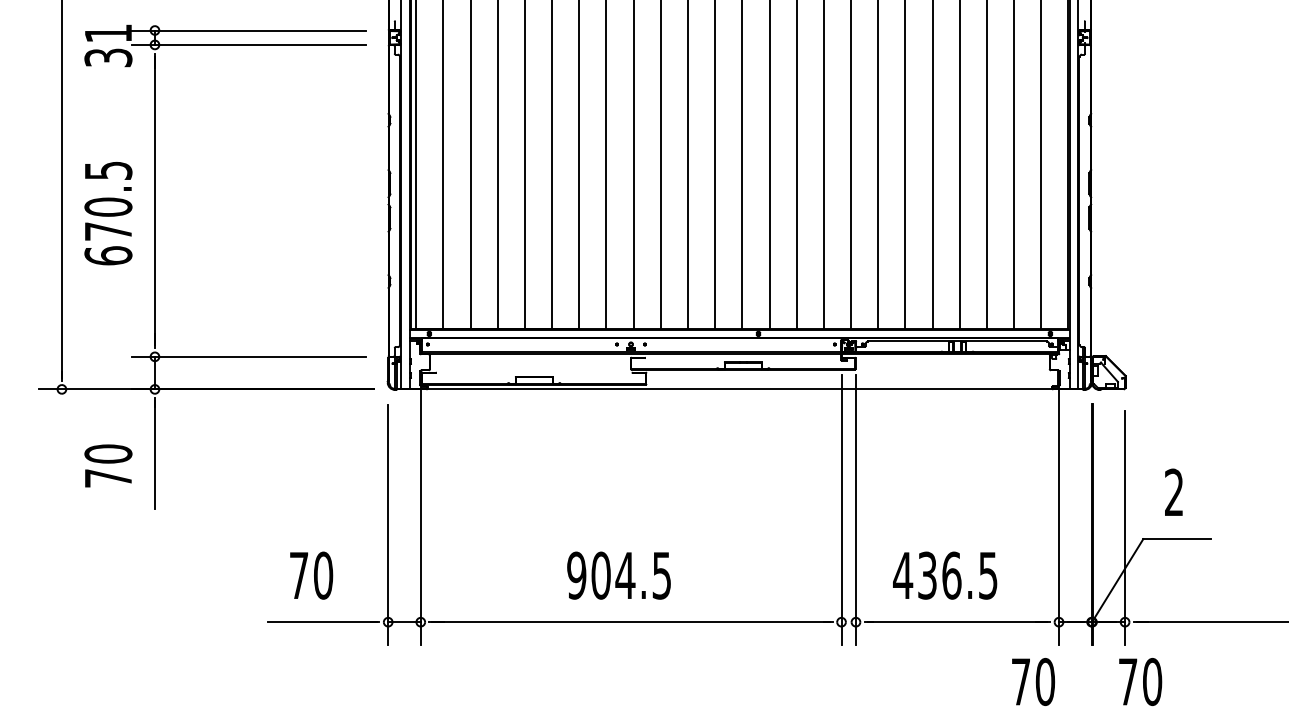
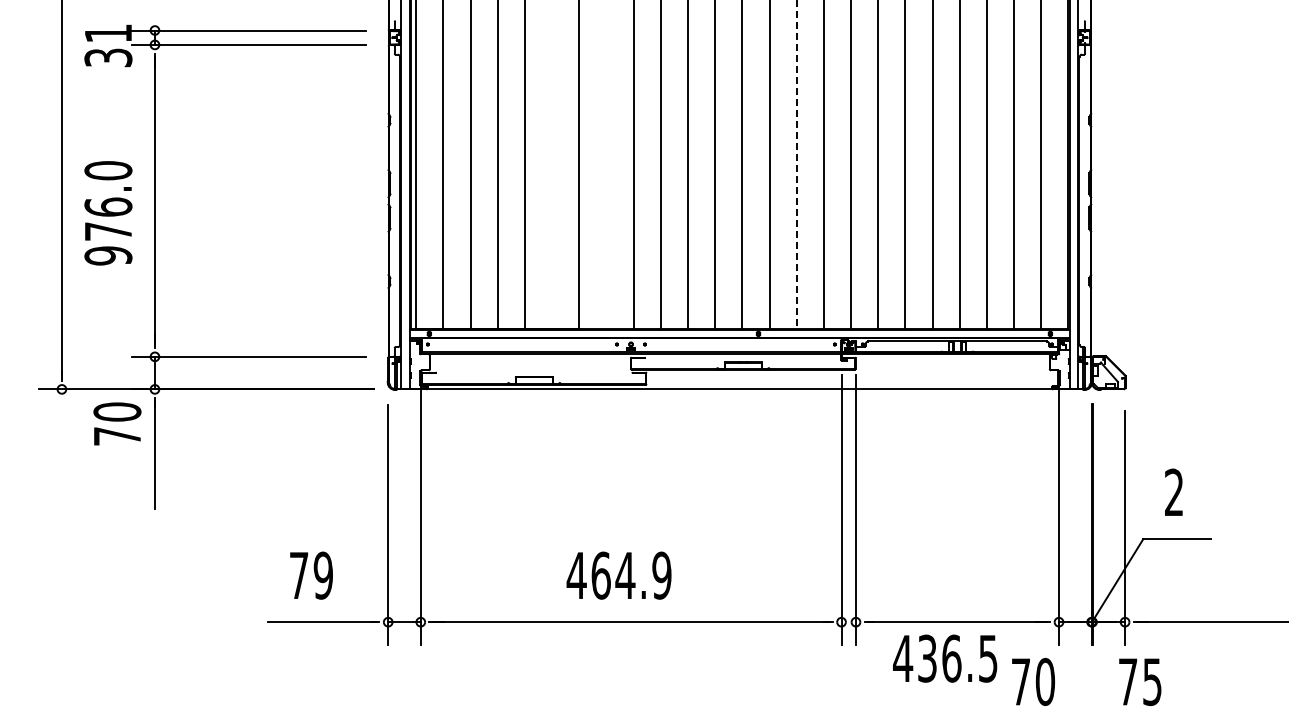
line: present -> none (552, 165)
line: present -> none (606, 165)
line: solid -> dashed (796, 165)
text: 670.5 -> 976.0 (108, 213)
text position: (108, 465) -> (117, 423) (117, 423)
text: 70 -> 79 (323, 575)
text: 904.5 -> 464.9 (618, 575)
text position: (945, 575) -> (945, 658) (945, 658)
text: 70 -> 75 (1152, 681)
